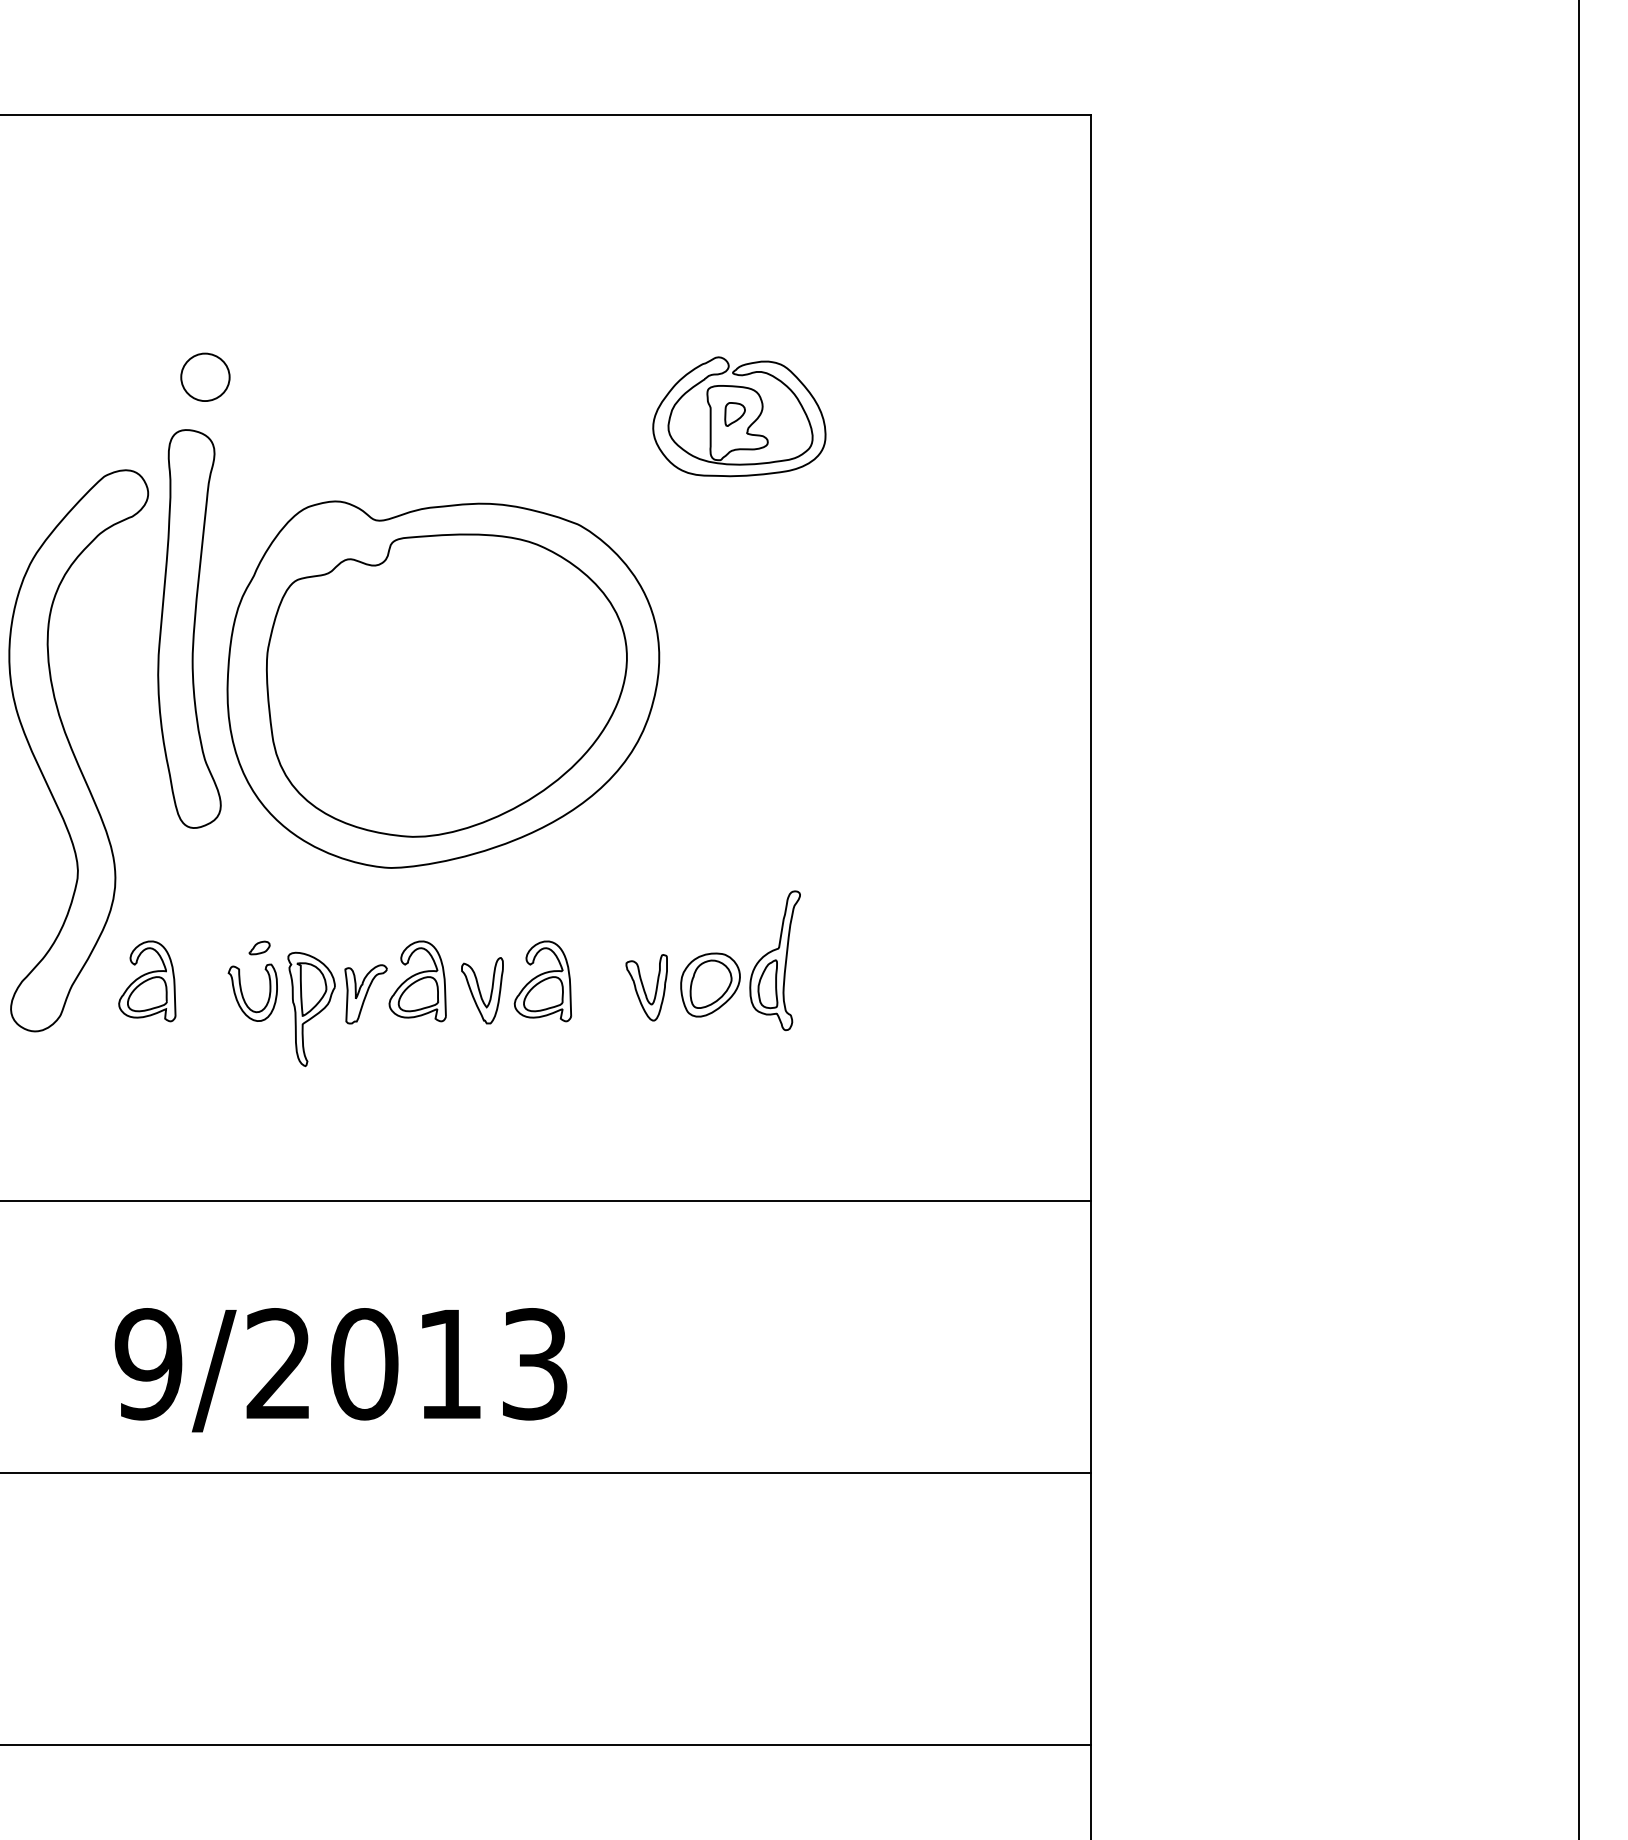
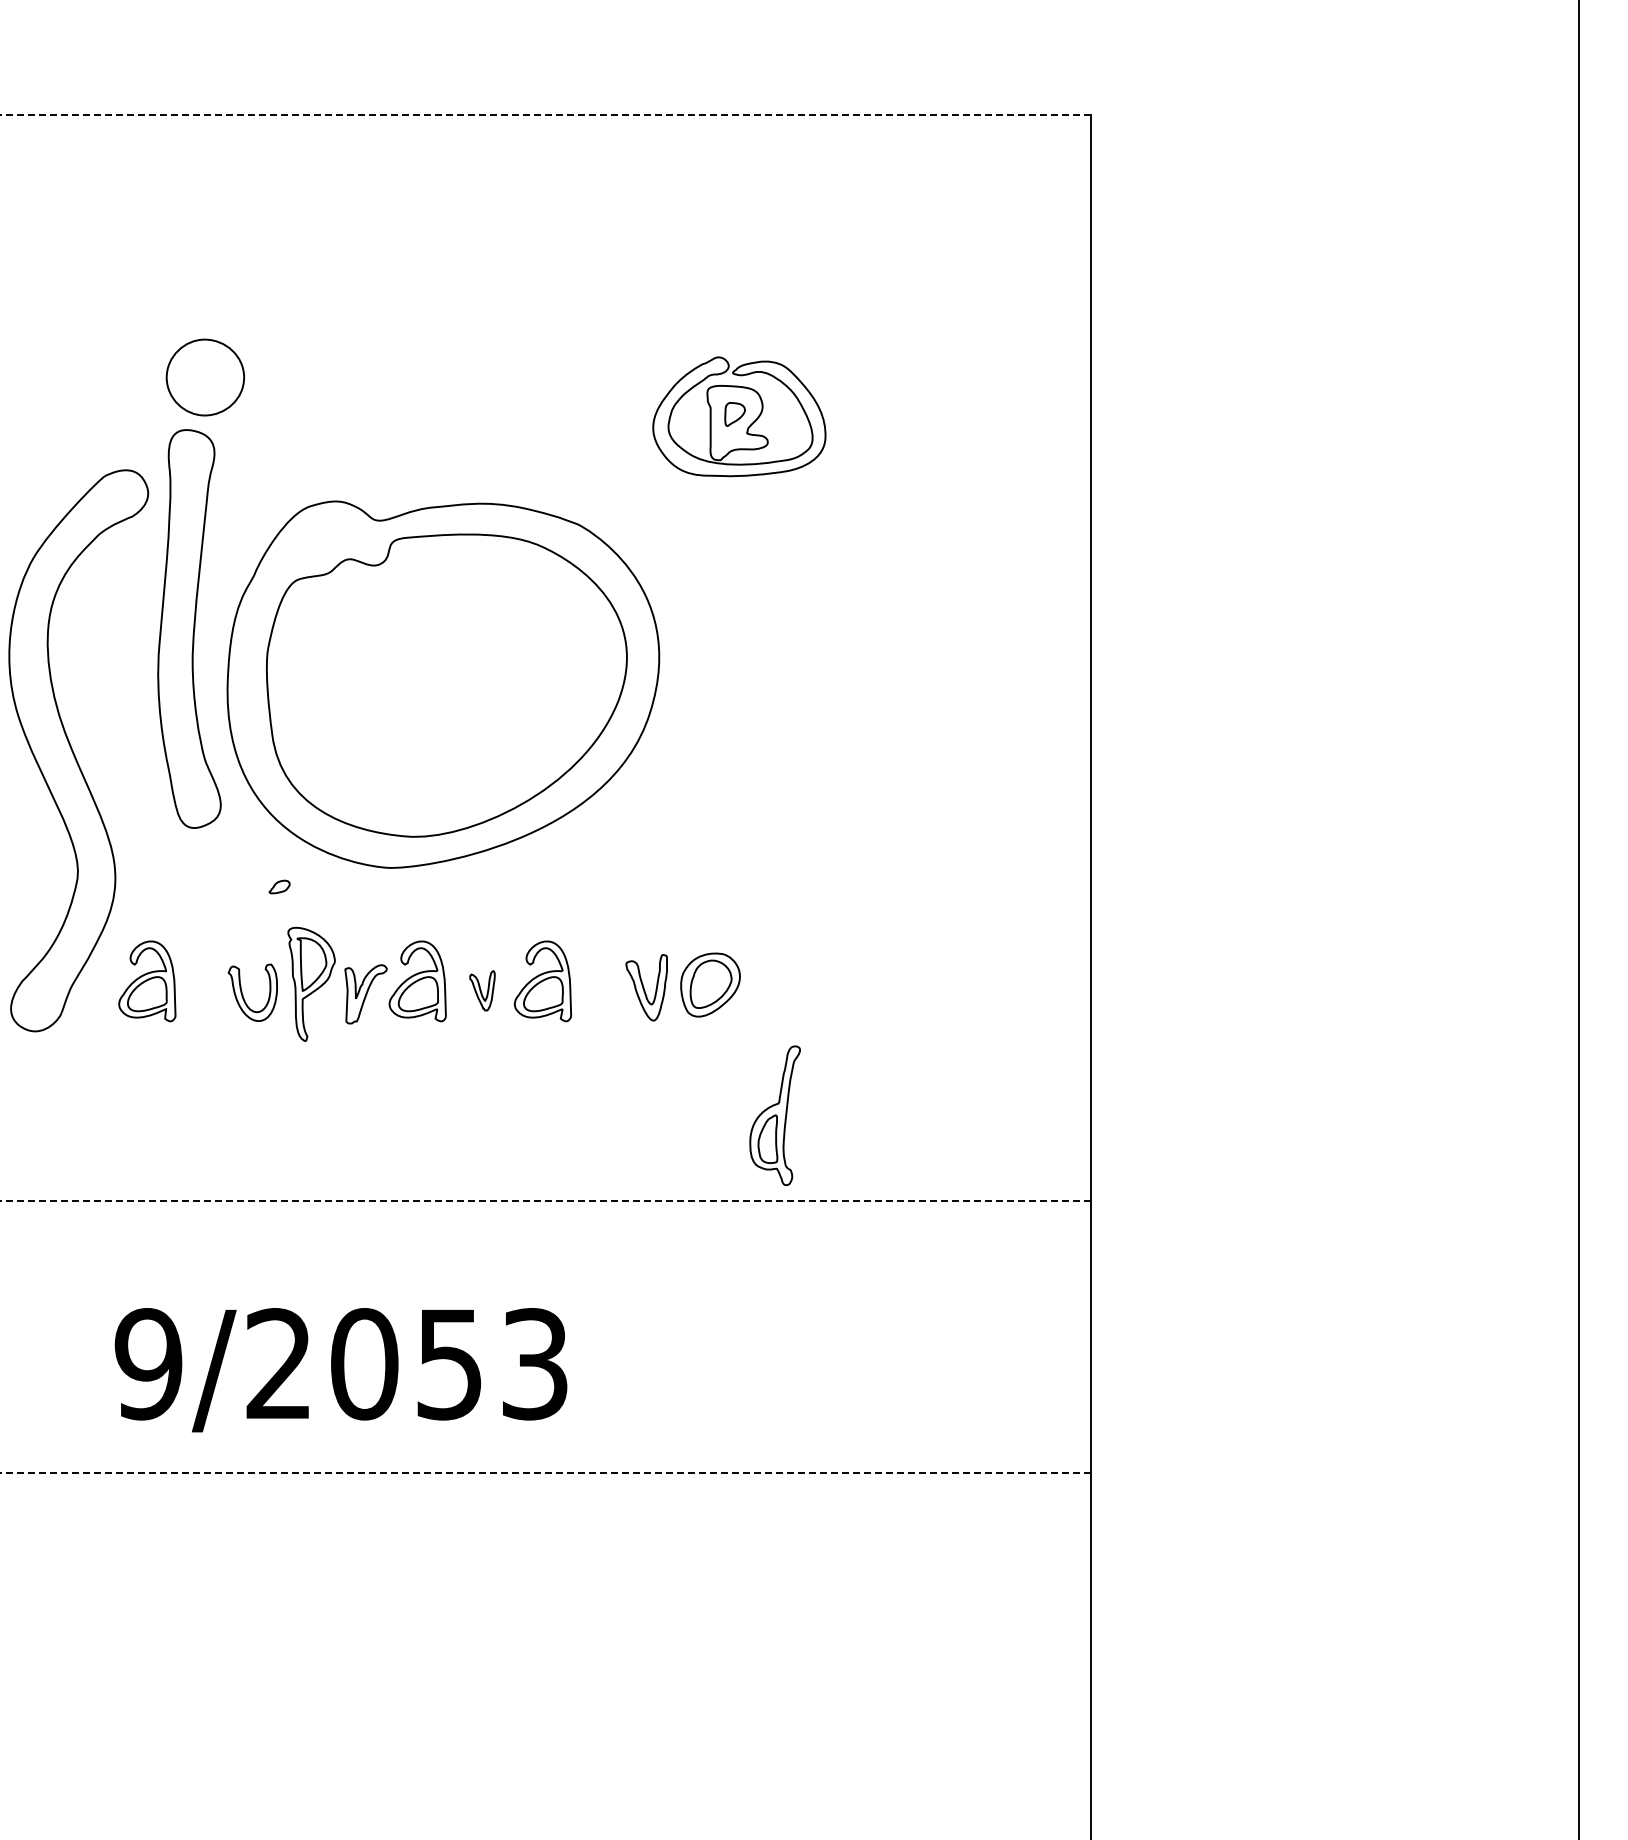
line: solid -> dashed (545, 114)
part size: 51x50 px -> 80x79 px (204, 377)
part position: (259, 947) -> (279, 886) (279, 886)
part position: (774, 960) -> (774, 1115) (774, 1115)
part size: 43x68 px -> 27x42 px (482, 990)
part position: (311, 1009) -> (311, 984) (311, 984)
line: solid -> dashed (545, 1201)
text: 9/2013 -> 9/2053 (449, 1364)
line: solid -> dashed (545, 1472)
line: present -> none (546, 1744)
